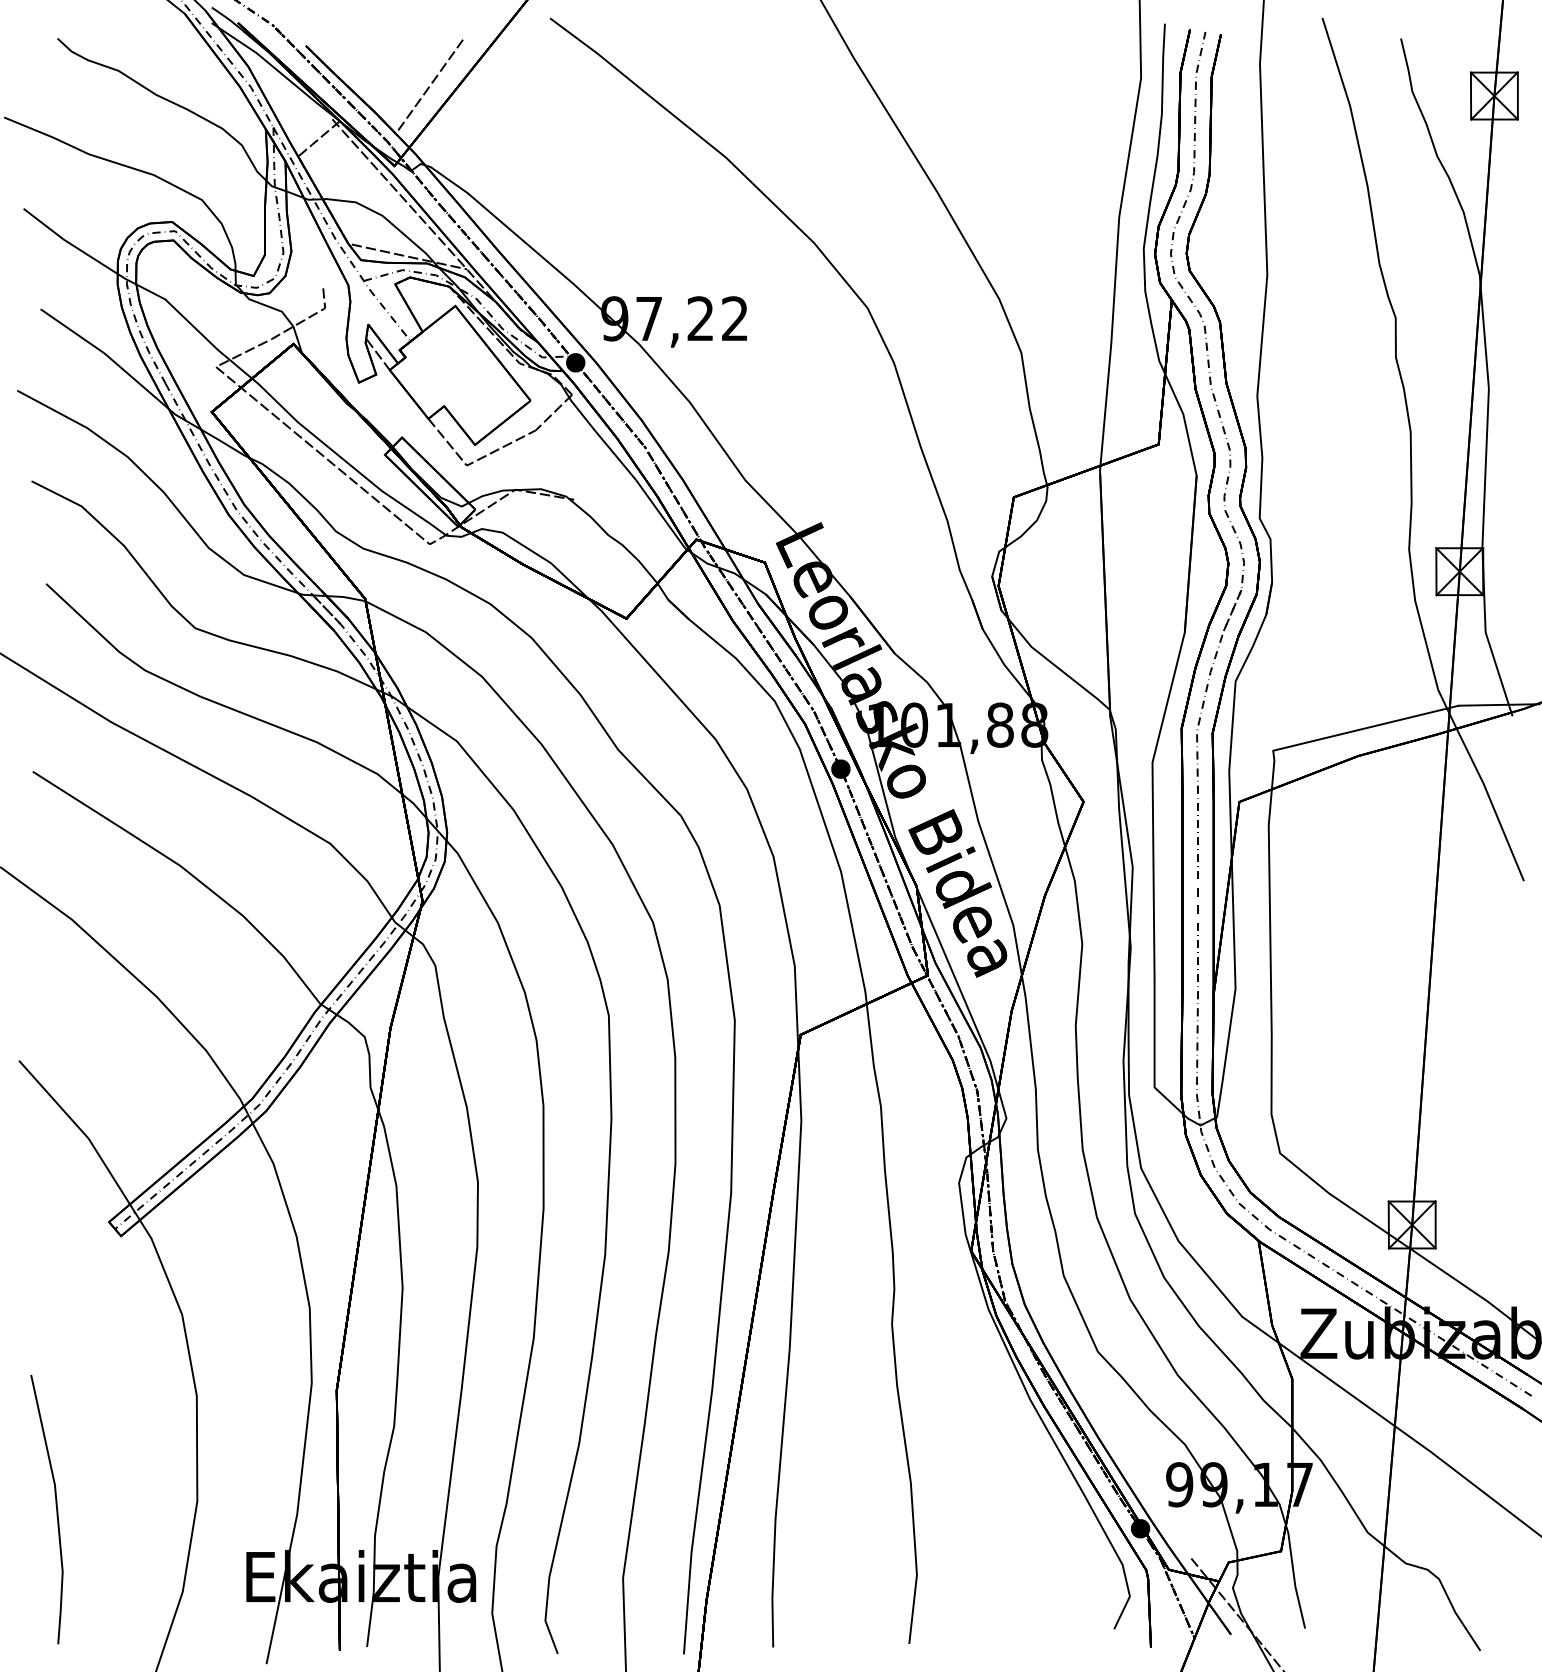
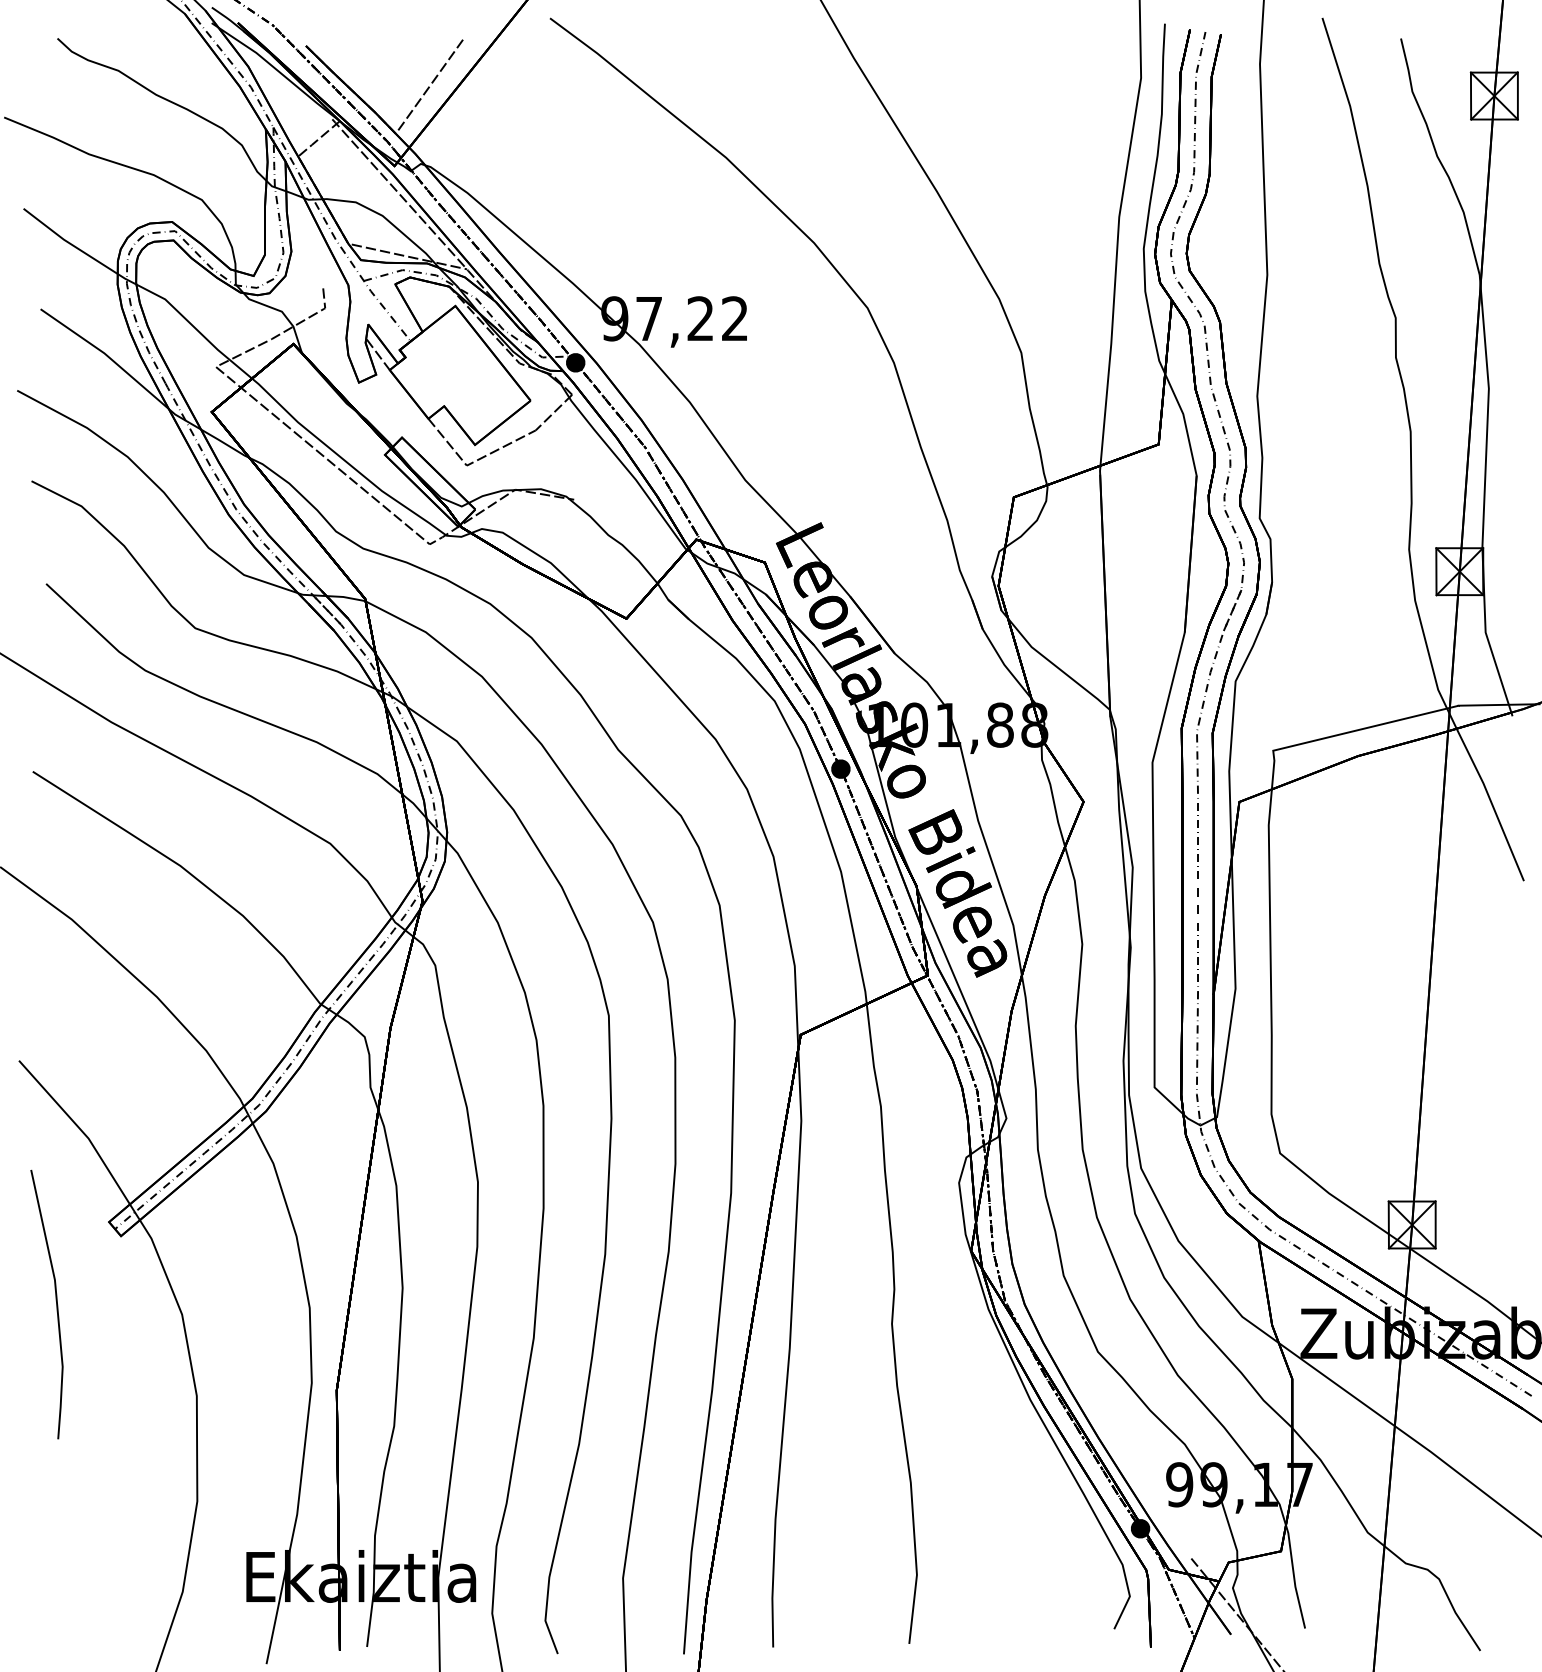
line position: (55, 1505) -> (55, 1300) (55, 1300)
